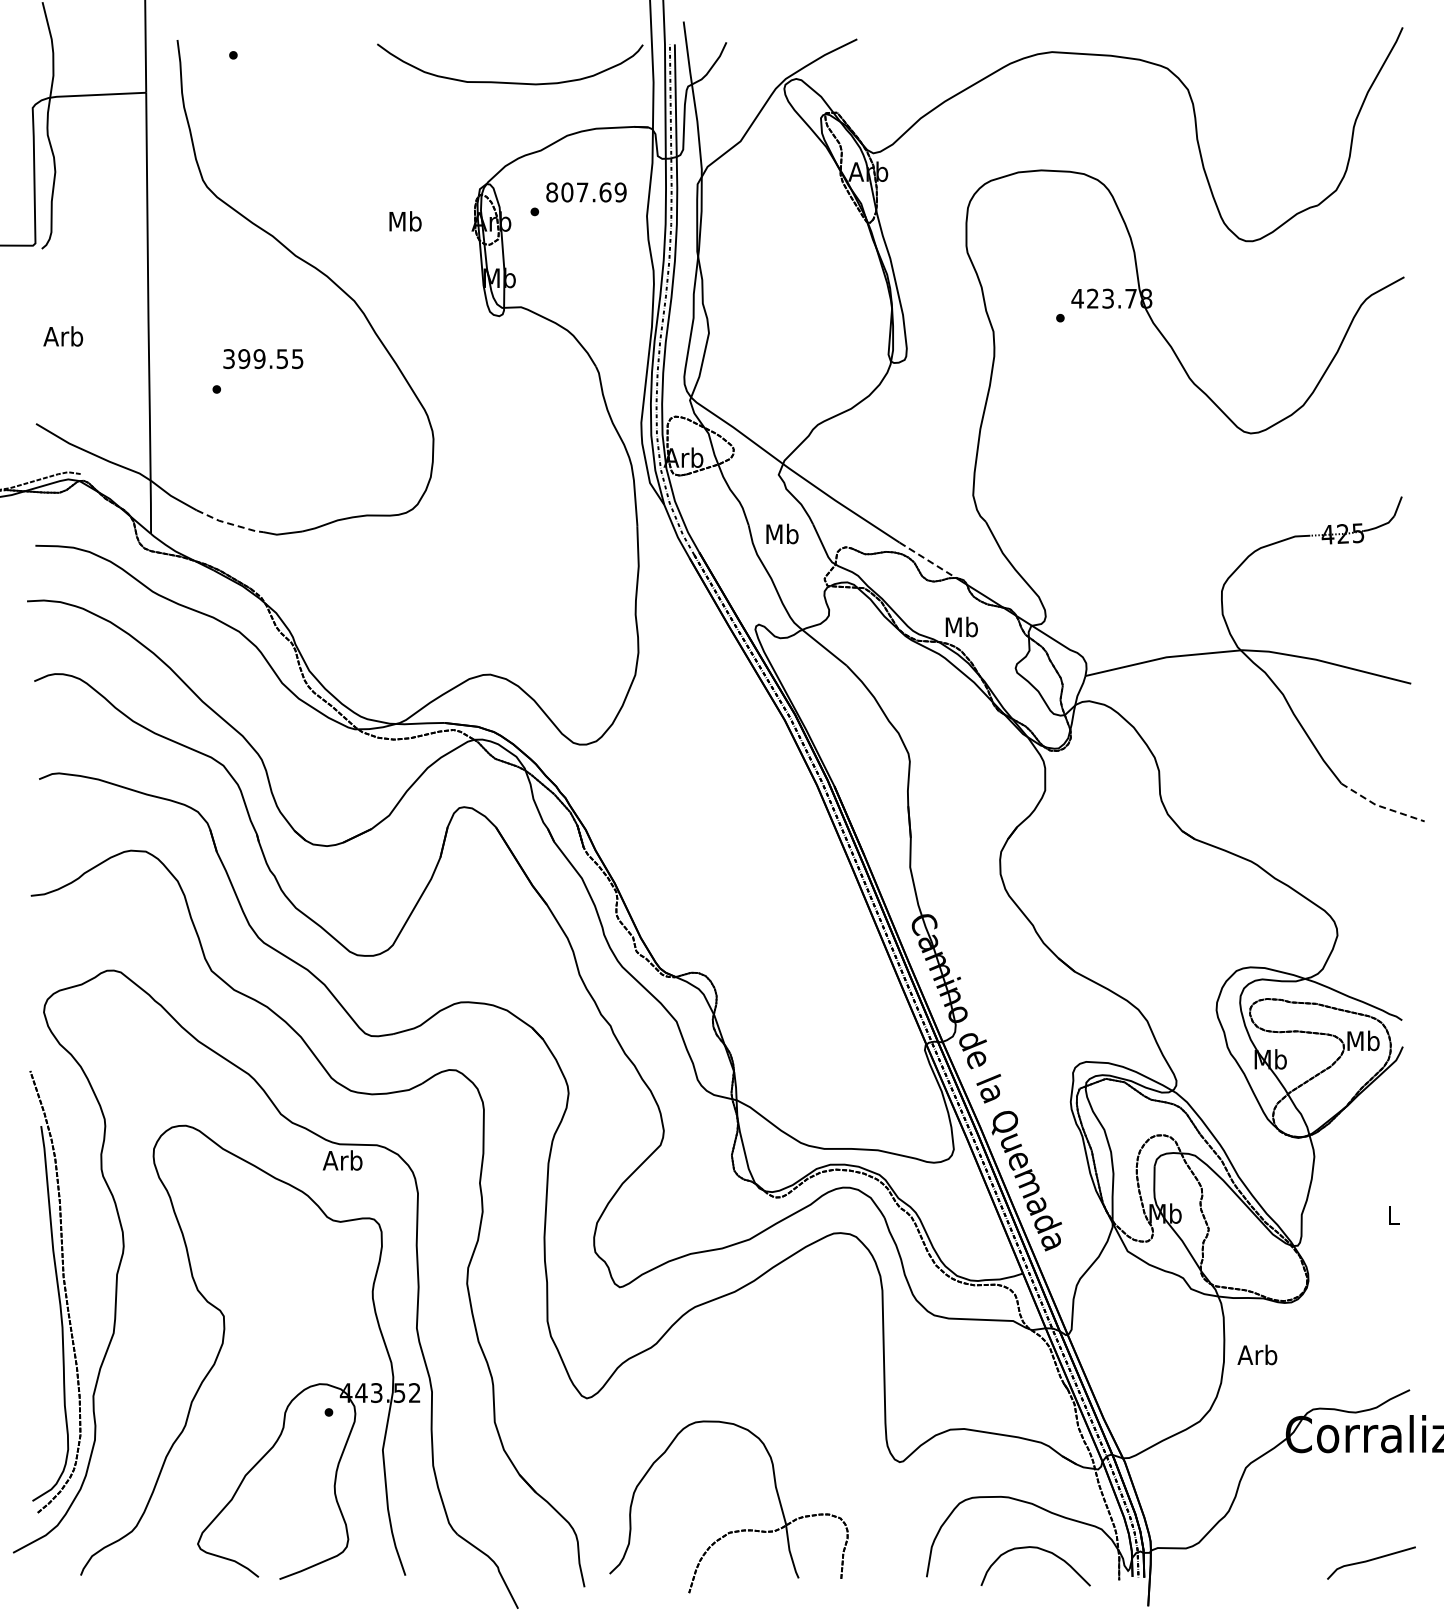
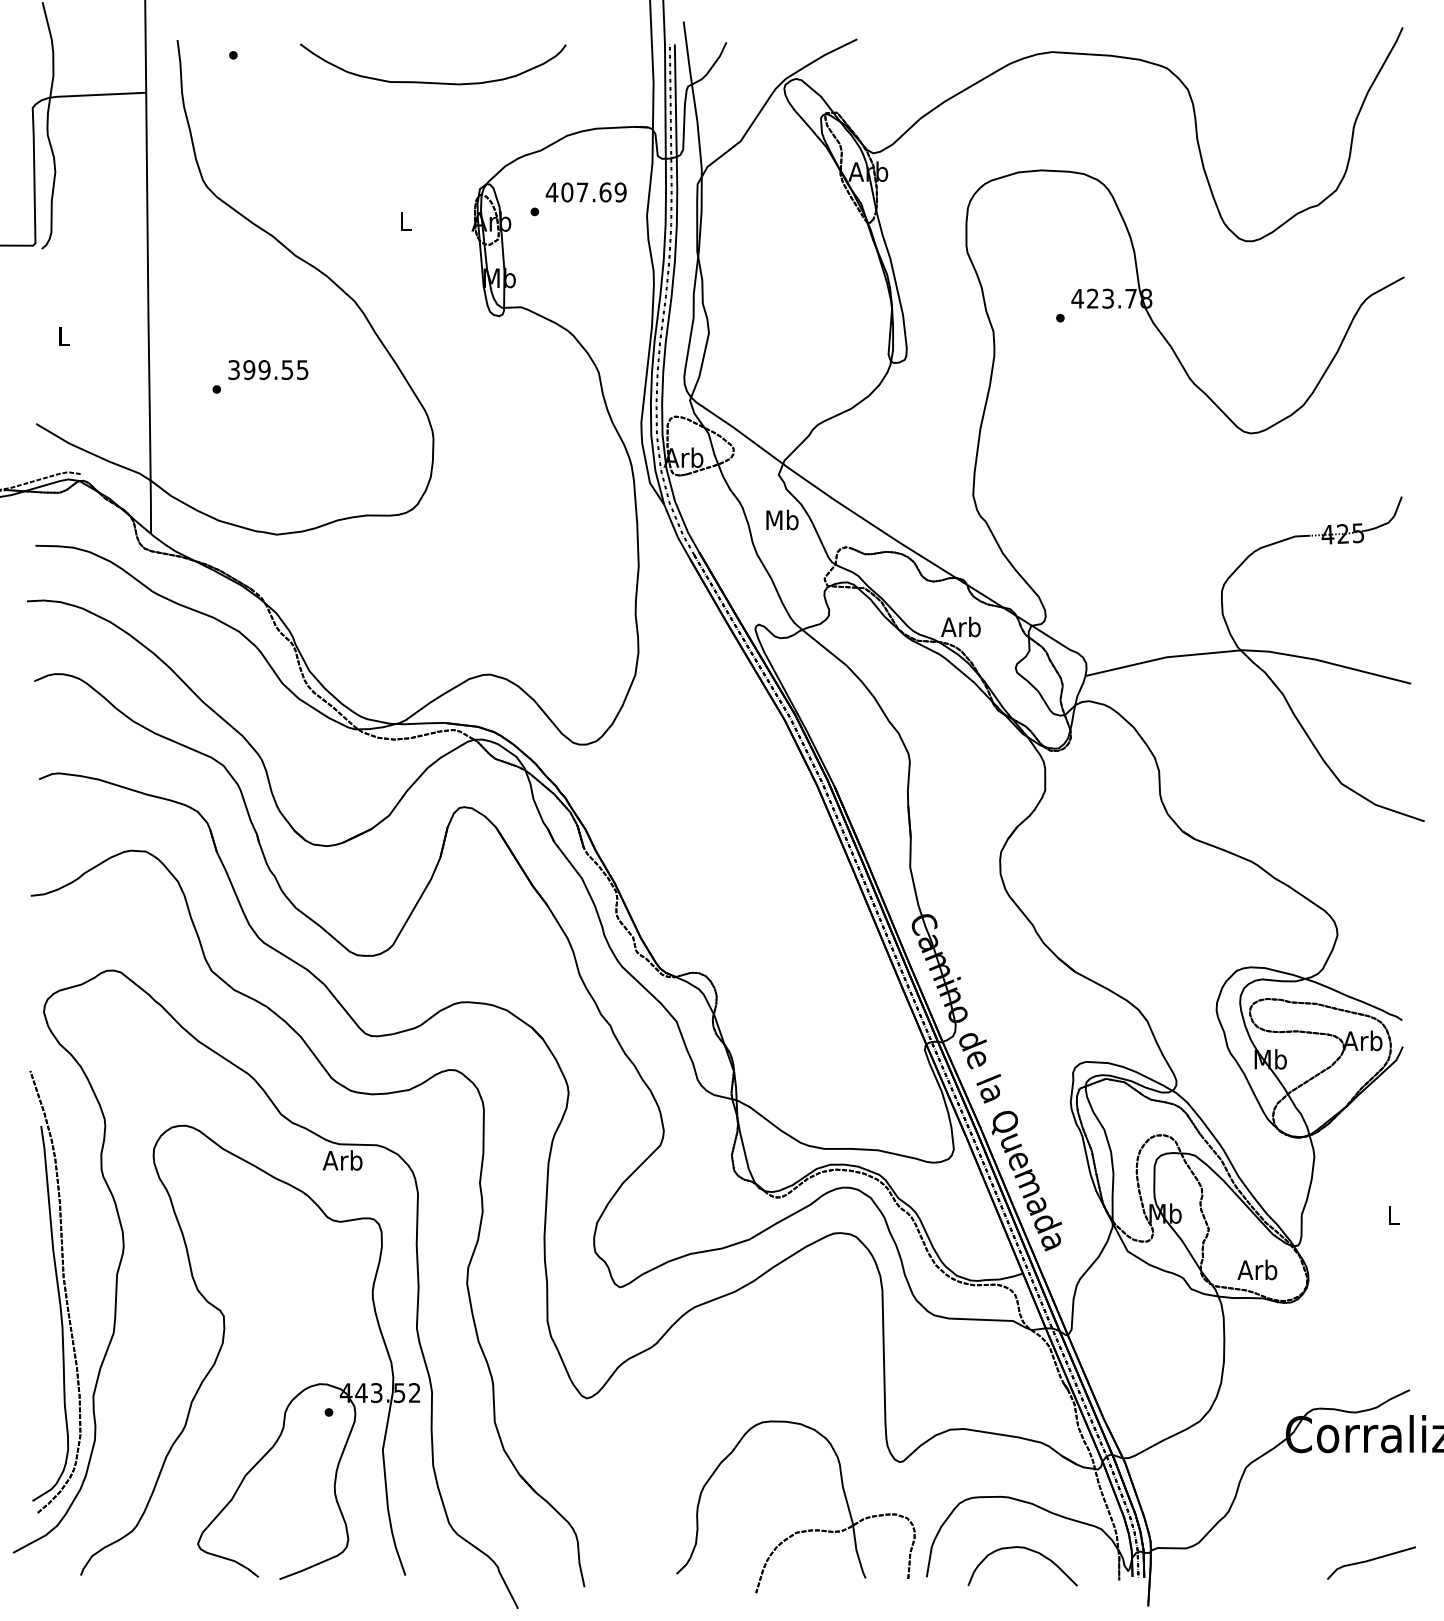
curve position: (510, 82) -> (433, 82) (433, 82)
text: 807.69 -> 407.69 (551, 192)
text: Mb -> L (405, 221)
text: Arb -> L (63, 336)
text position: (263, 359) -> (268, 370) (268, 370)
line: dashed -> solid (229, 523)
text position: (782, 533) -> (782, 519) (782, 519)
line: dashed -> solid (928, 560)
text: Mb -> Arb (960, 626)
line: dashed -> solid (1380, 806)
text: Mb -> Arb (1362, 1040)
text position: (1257, 1354) -> (1257, 1269) (1257, 1269)
part position: (735, 1530) -> (802, 1530) (802, 1530)
curve position: (1041, 1550) -> (1028, 1550) (1028, 1550)
